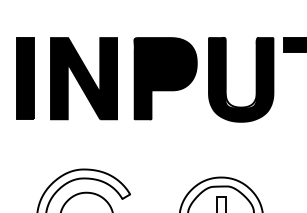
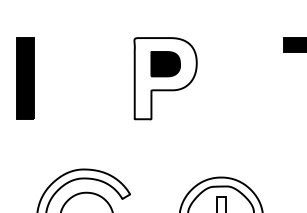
part: present -> none (83, 78)
fill: present -> none (165, 78)
part: present -> none (255, 79)
